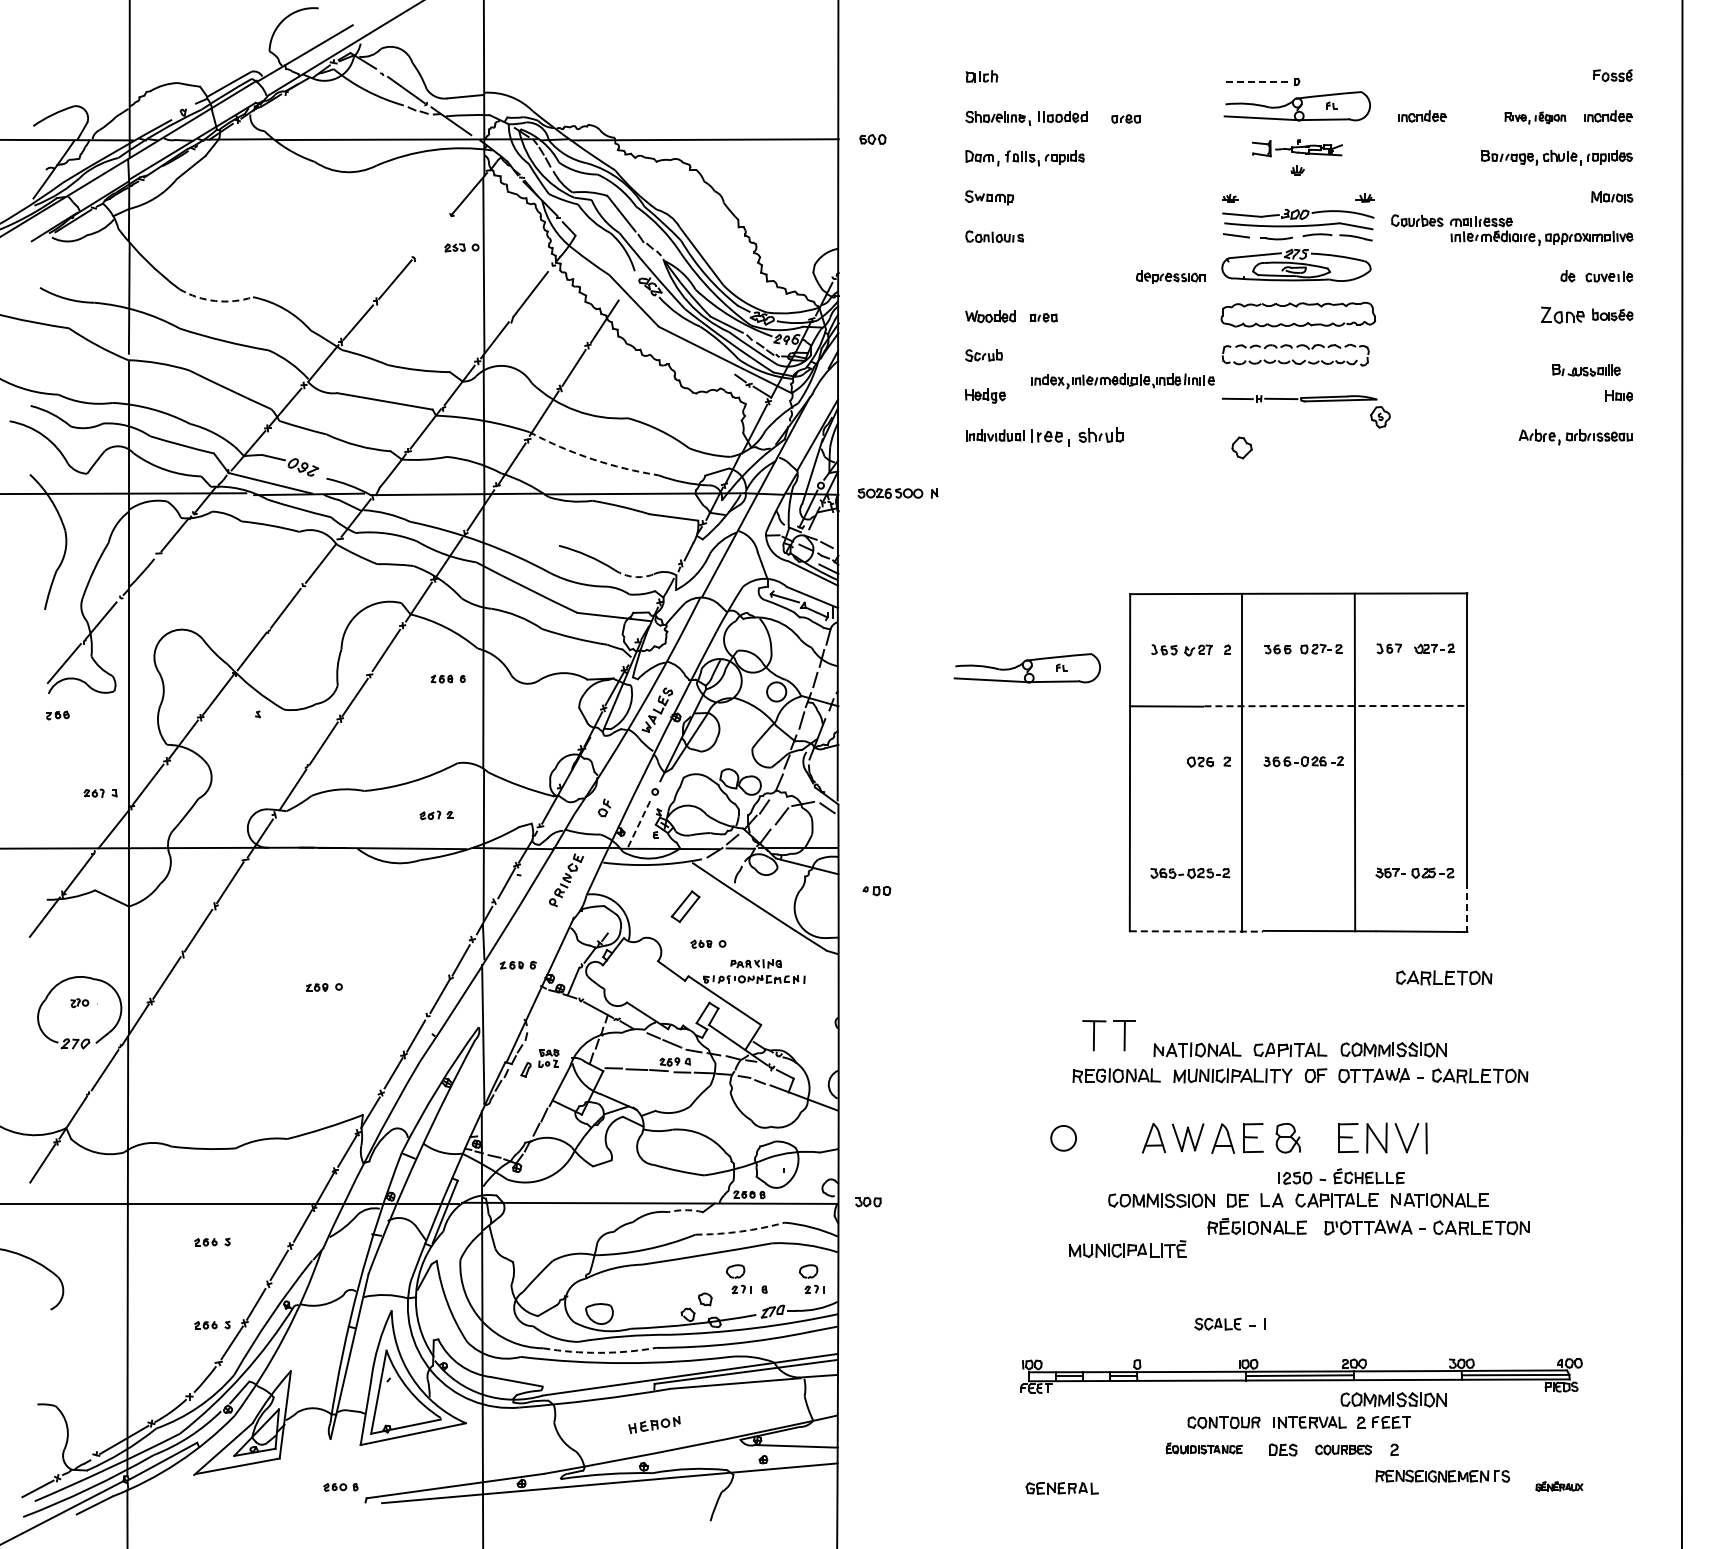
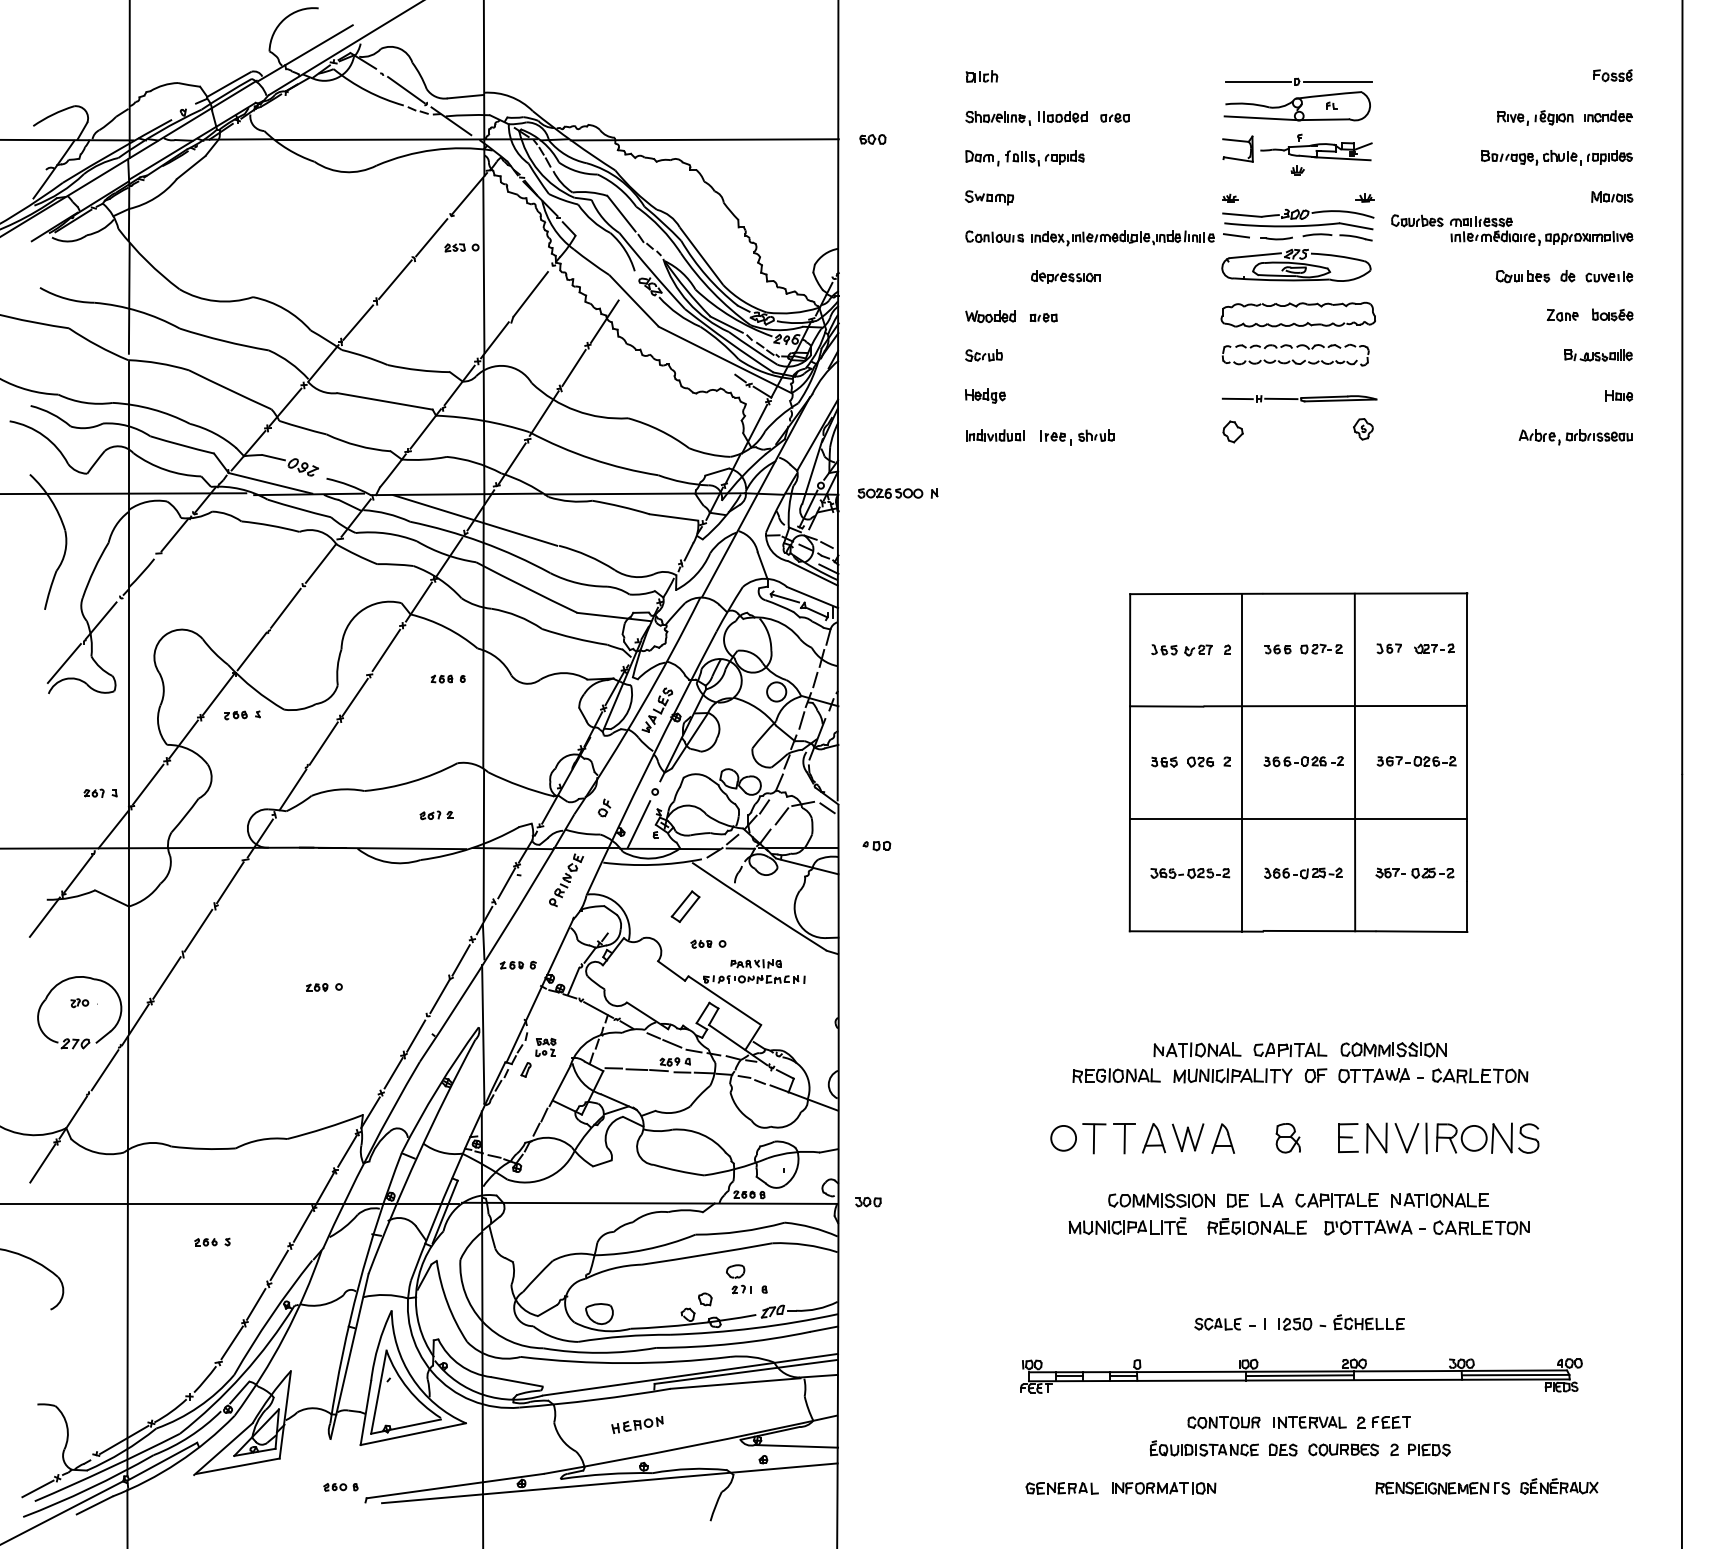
line: dashed -> solid (1258, 81)
line: none -> present (1337, 81)
part: present -> none (1422, 116)
part size: 63x14 px -> 77x16 px (1535, 117)
part position: (1125, 118) -> (1114, 117) (1114, 117)
part size: 91x19 px -> 151x30 px (1297, 147)
line: none -> present (431, 237)
part position: (1170, 276) -> (1065, 276) (1065, 276)
part: none -> present (1522, 276)
arc: dashed -> solid (215, 301)
part size: 44x18 px -> 33x13 px (1562, 315)
part position: (1586, 370) -> (1598, 355) (1598, 355)
part position: (1122, 381) -> (1122, 238) (1122, 238)
part position: (1380, 417) -> (1363, 429) (1363, 429)
part size: 93x20 px -> 75x17 px (1077, 437)
part position: (1241, 447) -> (1232, 431) (1232, 431)
arc: dashed -> solid (592, 459)
line: none -> present (475, 520)
arc: dashed -> solid (633, 576)
part: present -> none (1026, 668)
line: dashed -> solid (1336, 706)
part position: (57, 715) -> (235, 715) (235, 715)
part: none -> present (1164, 761)
part: none -> present (1416, 761)
line: none -> present (1298, 818)
line: dashed -> solid (638, 824)
part: none -> present (1303, 873)
part position: (876, 891) -> (876, 846) (876, 846)
line: dashed -> solid (1467, 907)
line: dashed -> solid (1196, 931)
part: present -> none (1444, 977)
part position: (1106, 1022) -> (1106, 1125) (1106, 1125)
part position: (548, 1058) -> (545, 1047) (545, 1047)
part: present -> none (1253, 1137)
part: none -> present (1487, 1137)
part position: (1341, 1176) -> (1341, 1322) (1341, 1322)
arc: dashed -> solid (685, 1210)
arc: dashed -> solid (740, 1231)
part position: (1127, 1248) -> (1127, 1225) (1127, 1225)
part: present -> none (811, 1279)
part: present -> none (212, 1324)
arc: dashed -> solid (599, 1352)
part: present -> none (1393, 1399)
part position: (654, 1424) -> (637, 1424) (637, 1424)
part size: 78x13 px -> 110x17 px (1203, 1448)
part size: 58x12 px -> 71x14 px (1343, 1449)
part: none -> present (1429, 1449)
part position: (1442, 1475) -> (1442, 1487) (1442, 1487)
part size: 49x11 px -> 79x17 px (1559, 1486)
part: none -> present (1164, 1488)
